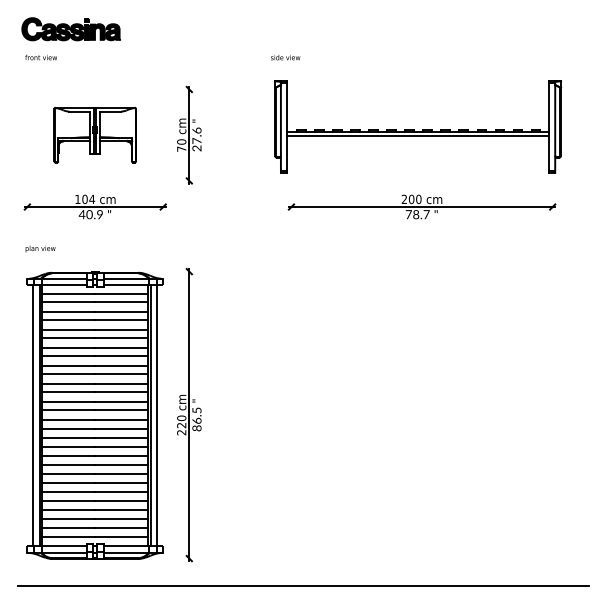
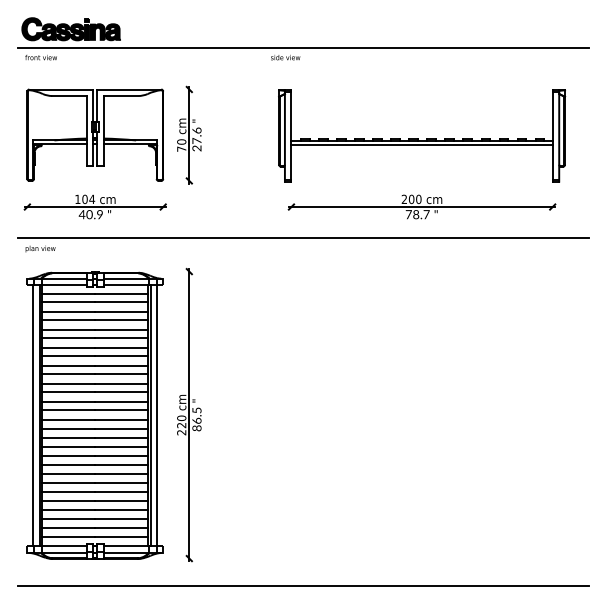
line: none -> present (303, 48)
part position: (418, 126) -> (422, 135) (422, 135)
part size: 84x58 px -> 138x94 px (94, 134)
line: none -> present (303, 238)
